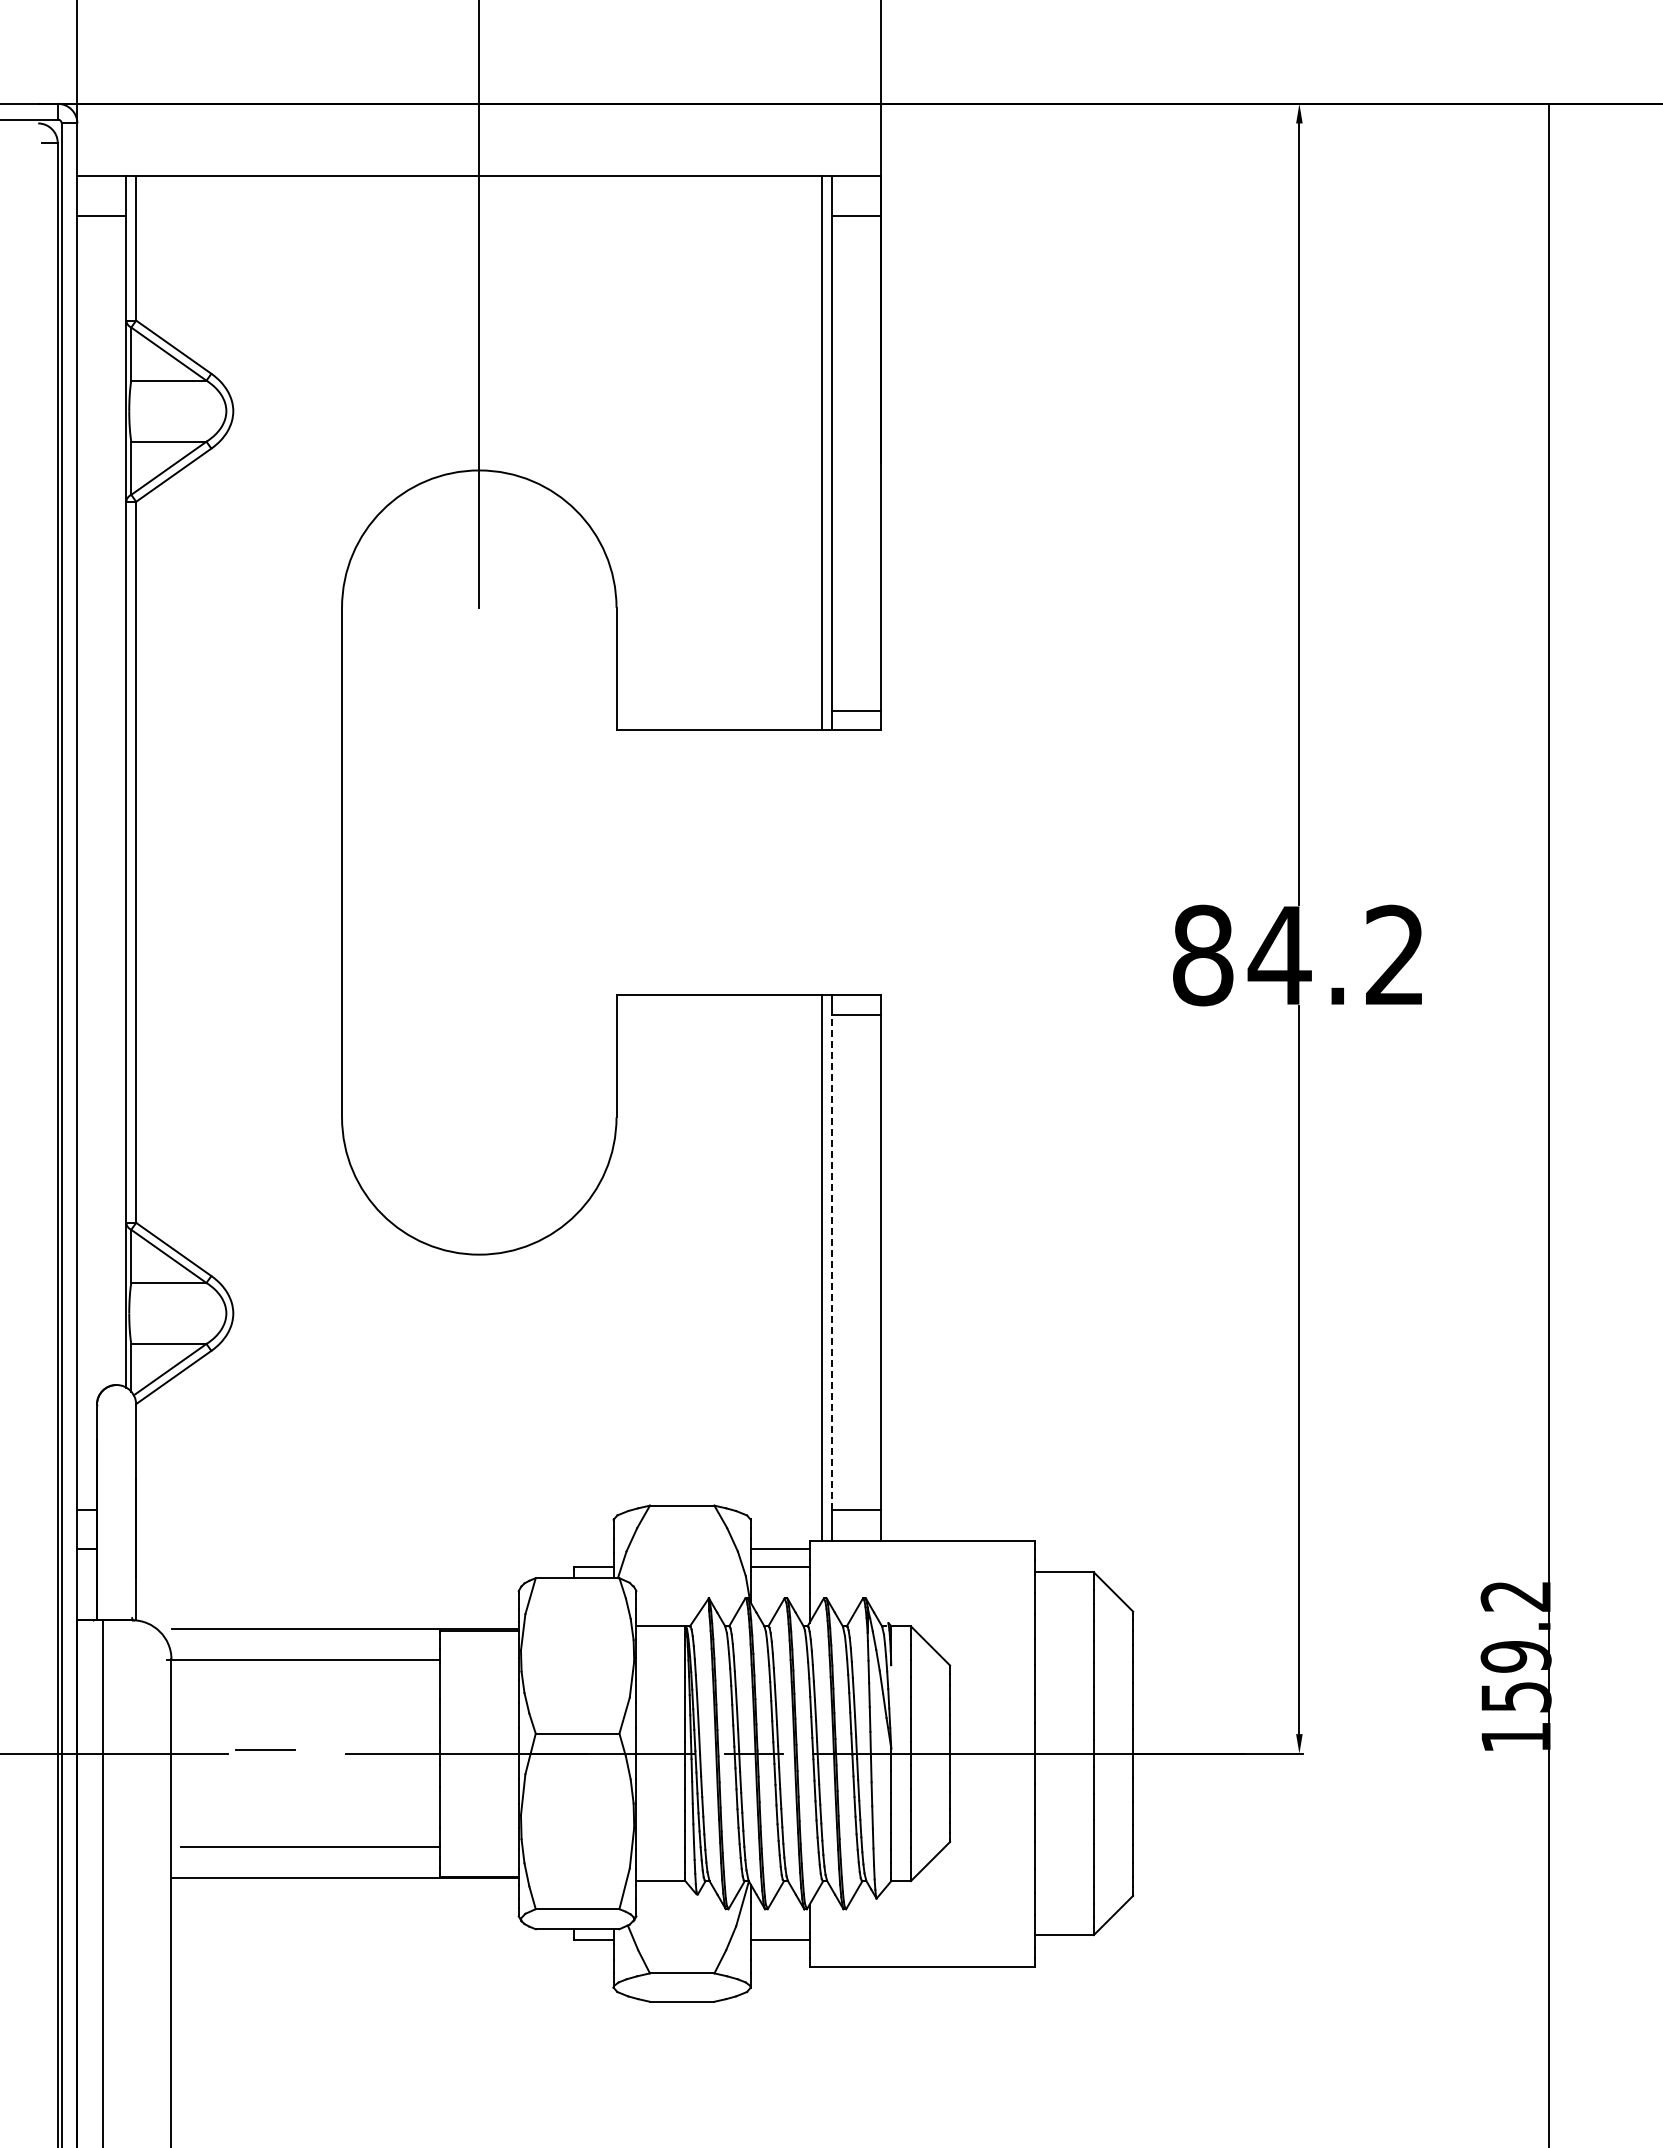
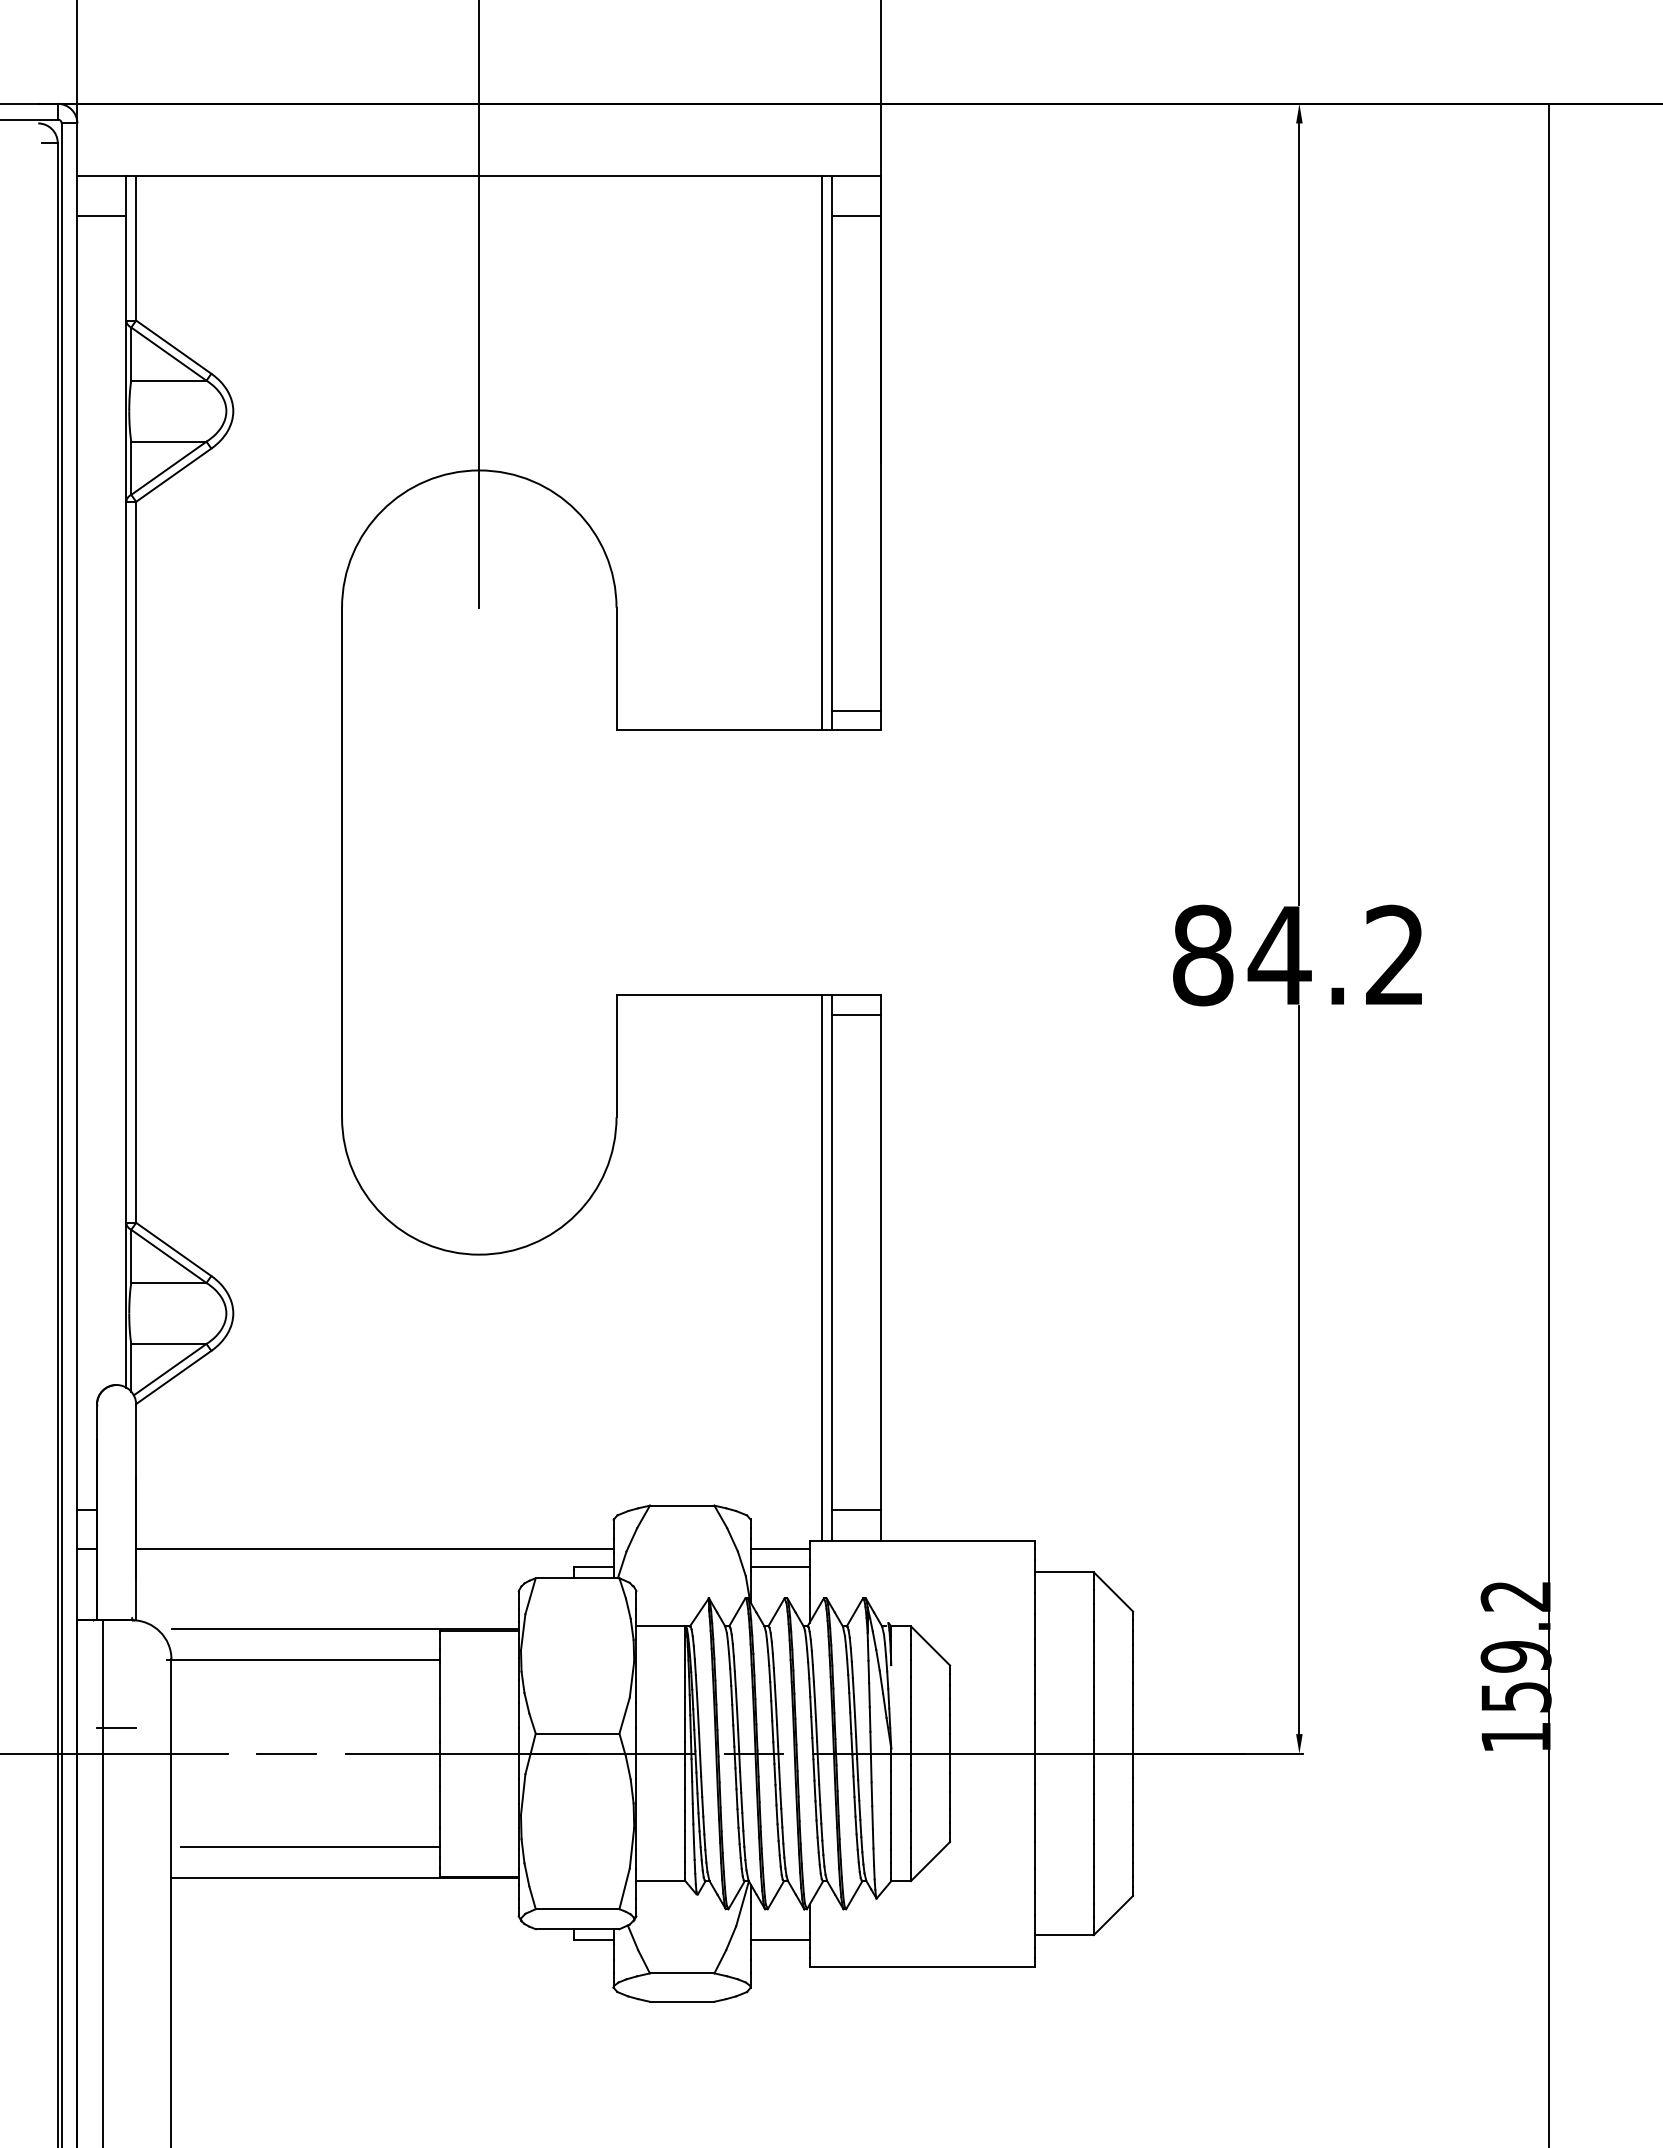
line: dashed -> solid (832, 1262)
line: none -> present (374, 1548)
line: none -> present (116, 1728)
line position: (265, 1749) -> (286, 1753) (286, 1753)
